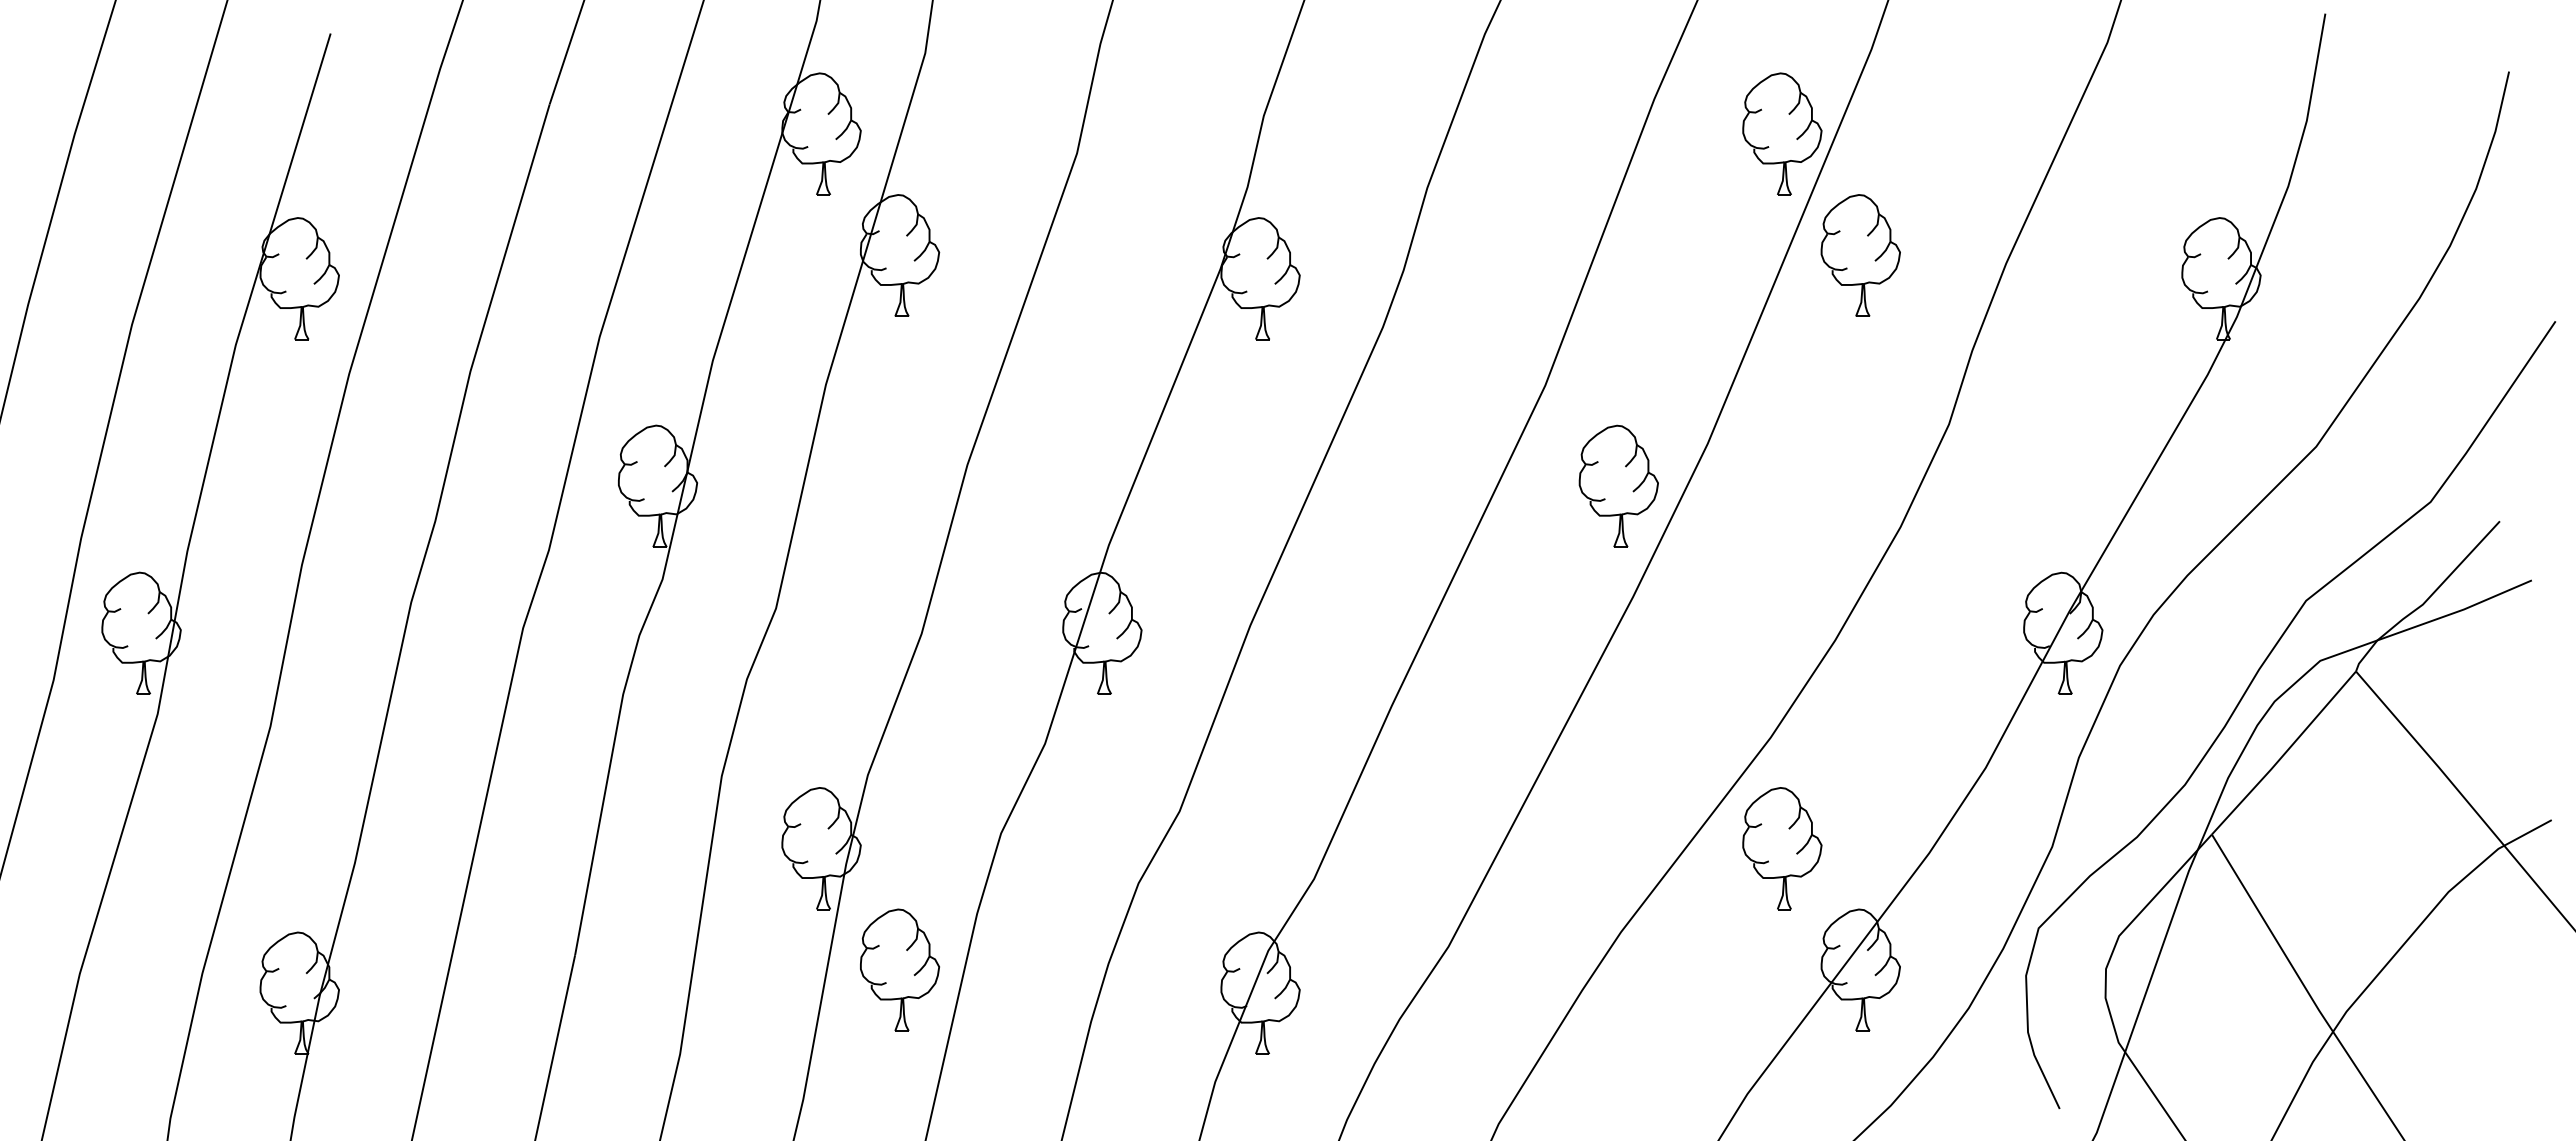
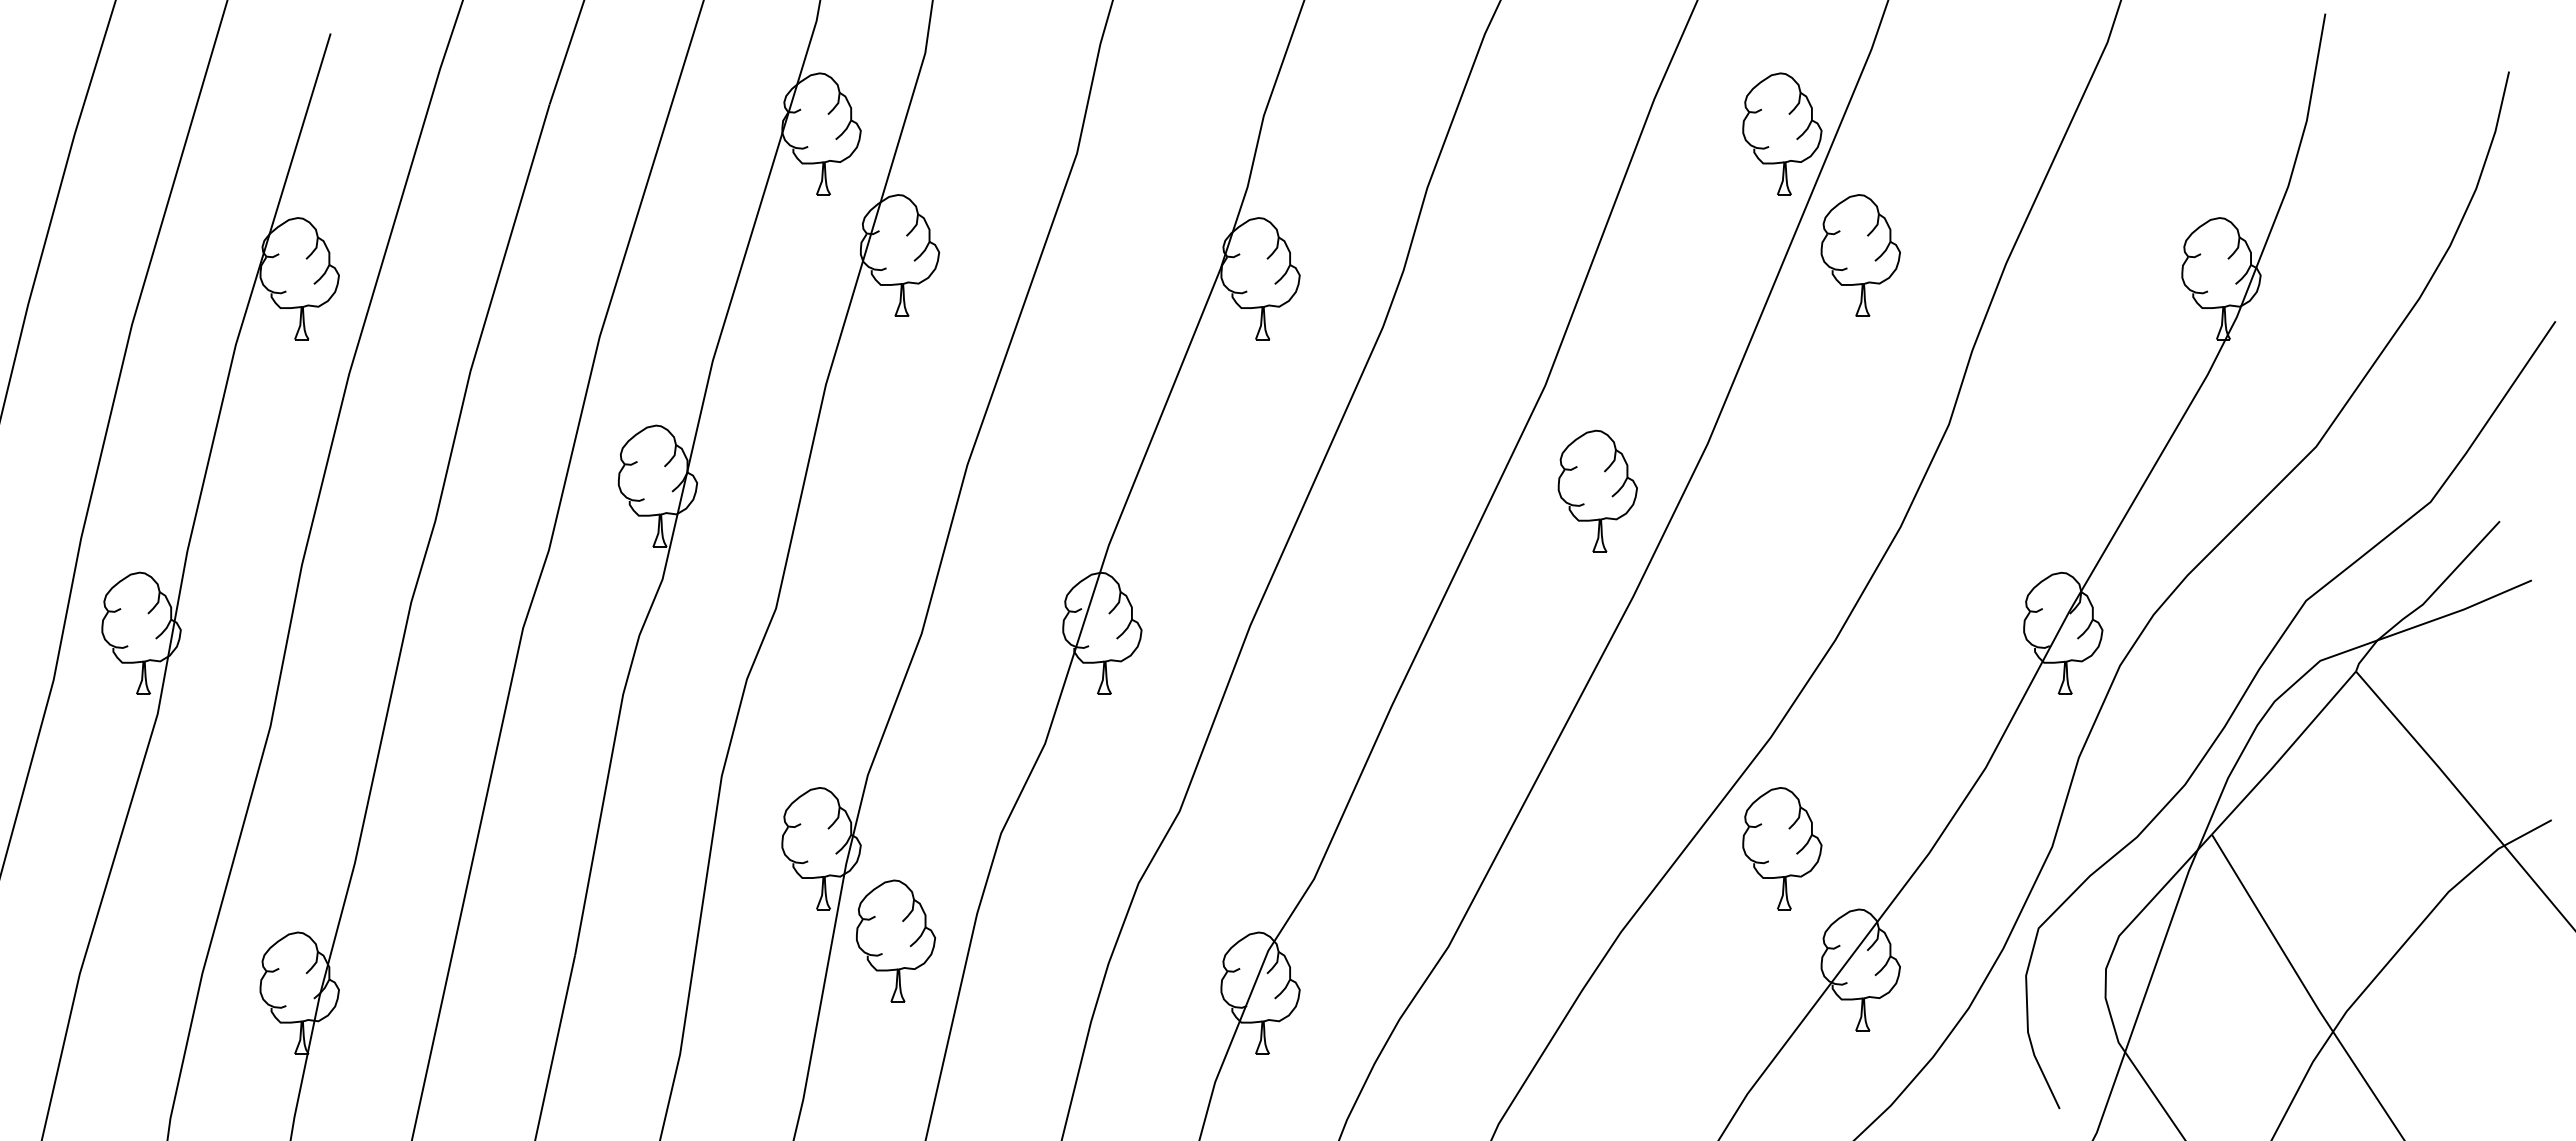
part position: (1618, 485) -> (1597, 490) (1597, 490)
part position: (899, 969) -> (895, 940) (895, 940)
